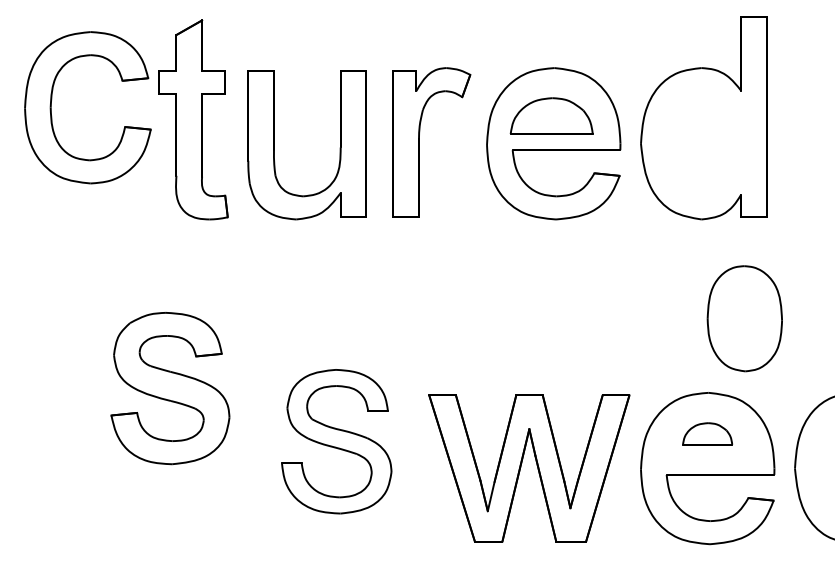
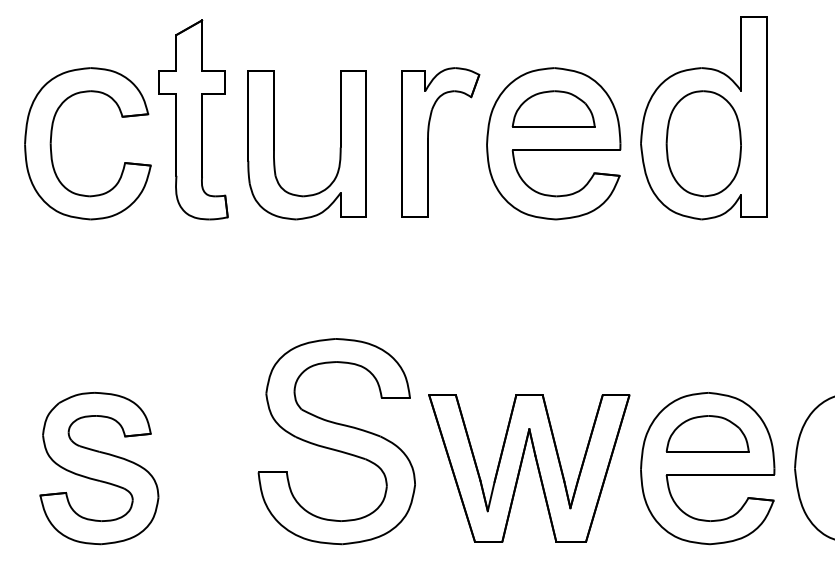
part position: (52, 99) -> (52, 135) (52, 135)
part position: (551, 115) -> (553, 108) (553, 108)
part position: (419, 142) -> (428, 142) (428, 142)
part position: (744, 318) -> (703, 143) (703, 143)
part position: (170, 388) -> (99, 468) (99, 468)
part size: 52x24 px -> 85x38 px (707, 433)
part size: 112x146 px -> 159x208 px (336, 441)
